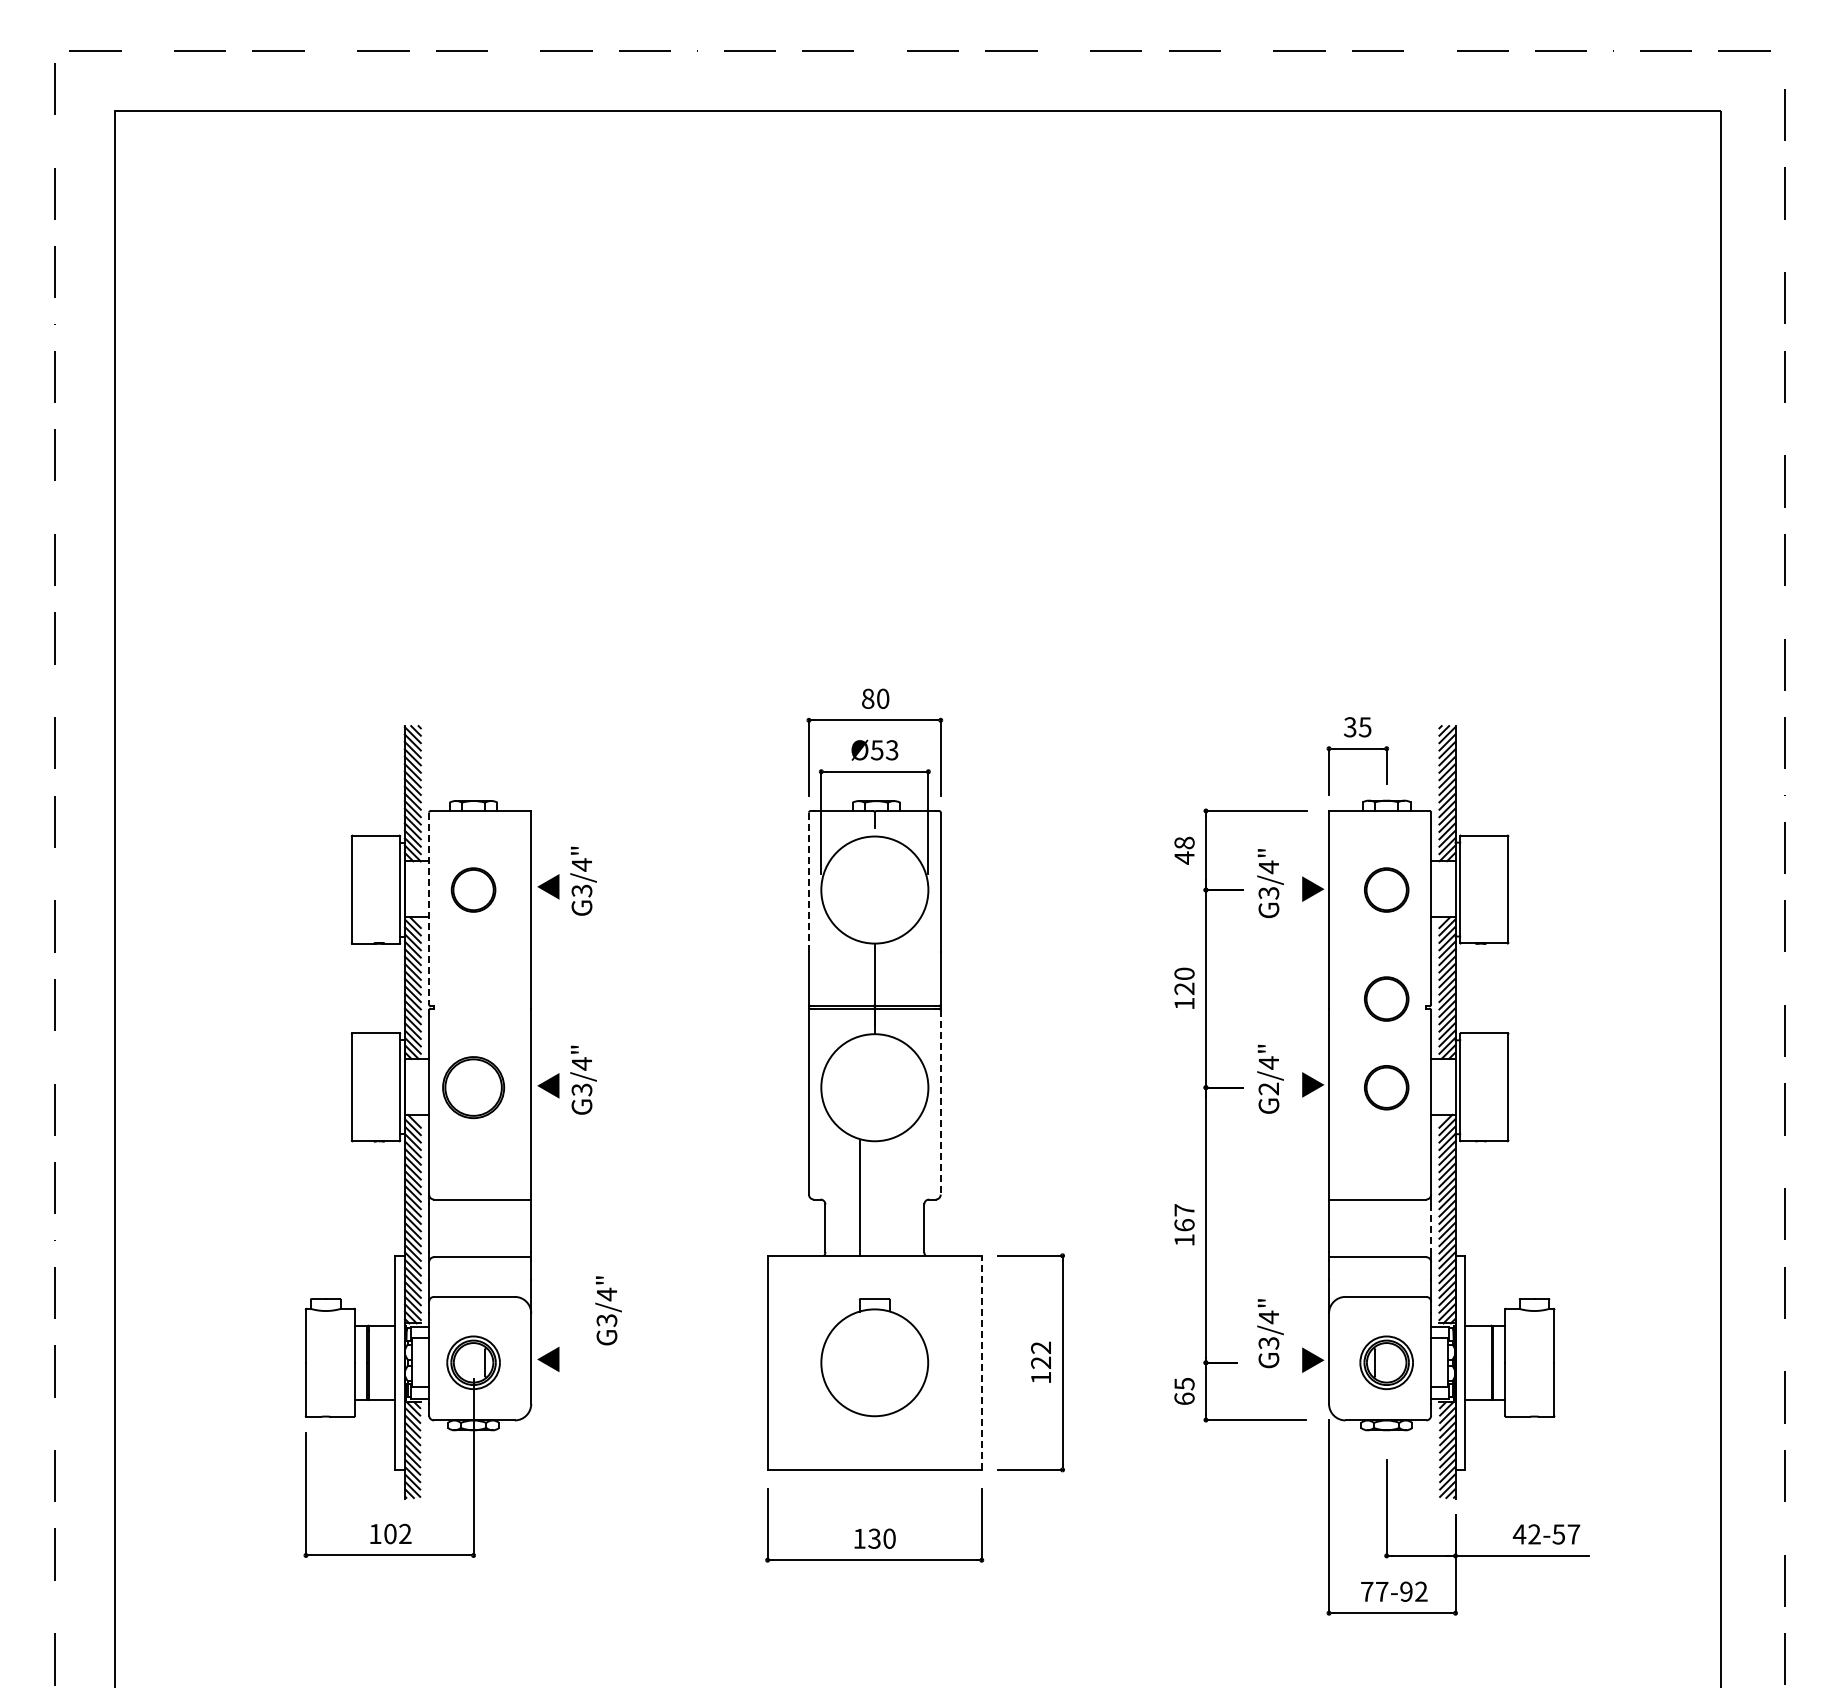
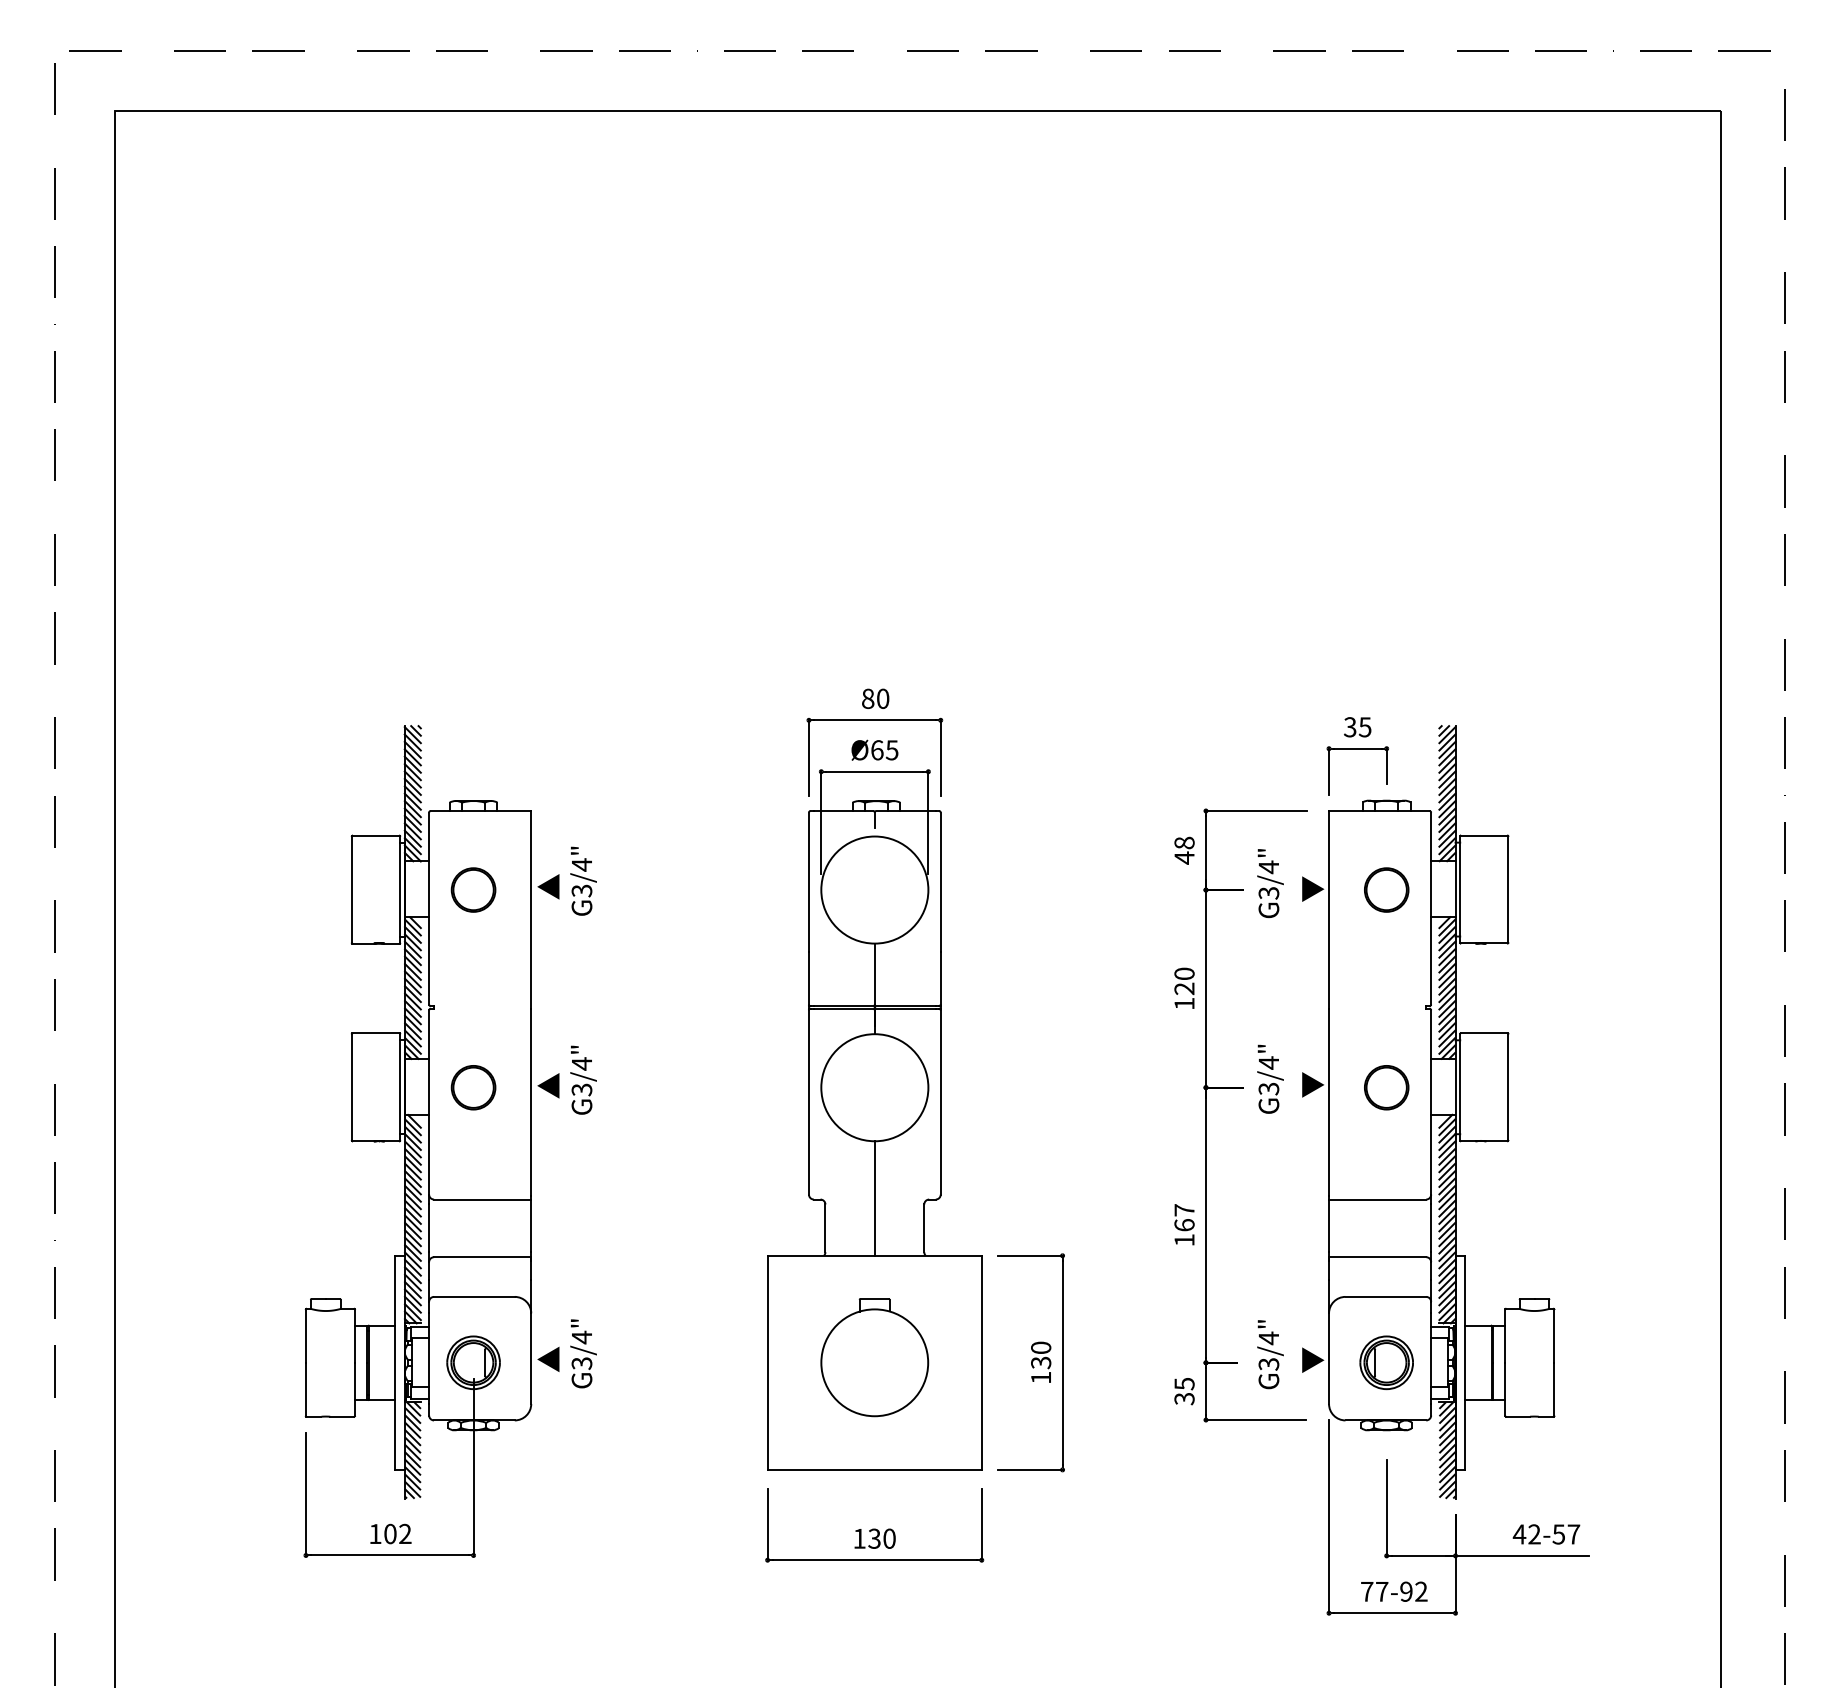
text: Ø53 -> Ø65 (884, 750)
line: dashed -> solid (808, 882)
line: dashed -> solid (429, 908)
part: present -> none (1386, 998)
part size: 64x64 px -> 47x46 px (473, 1087)
text: G2/4" -> G3/4" (1269, 1088)
line: dashed -> solid (940, 1102)
line position: (859, 1198) -> (874, 1198) (874, 1198)
line: dashed -> solid (1431, 1228)
text position: (608, 1310) -> (583, 1353) (583, 1353)
text position: (1270, 1333) -> (1270, 1354) (1270, 1354)
text: 122 -> 130 (1041, 1355)
line: dashed -> solid (981, 1362)
text: 65 -> 35 (1184, 1398)
